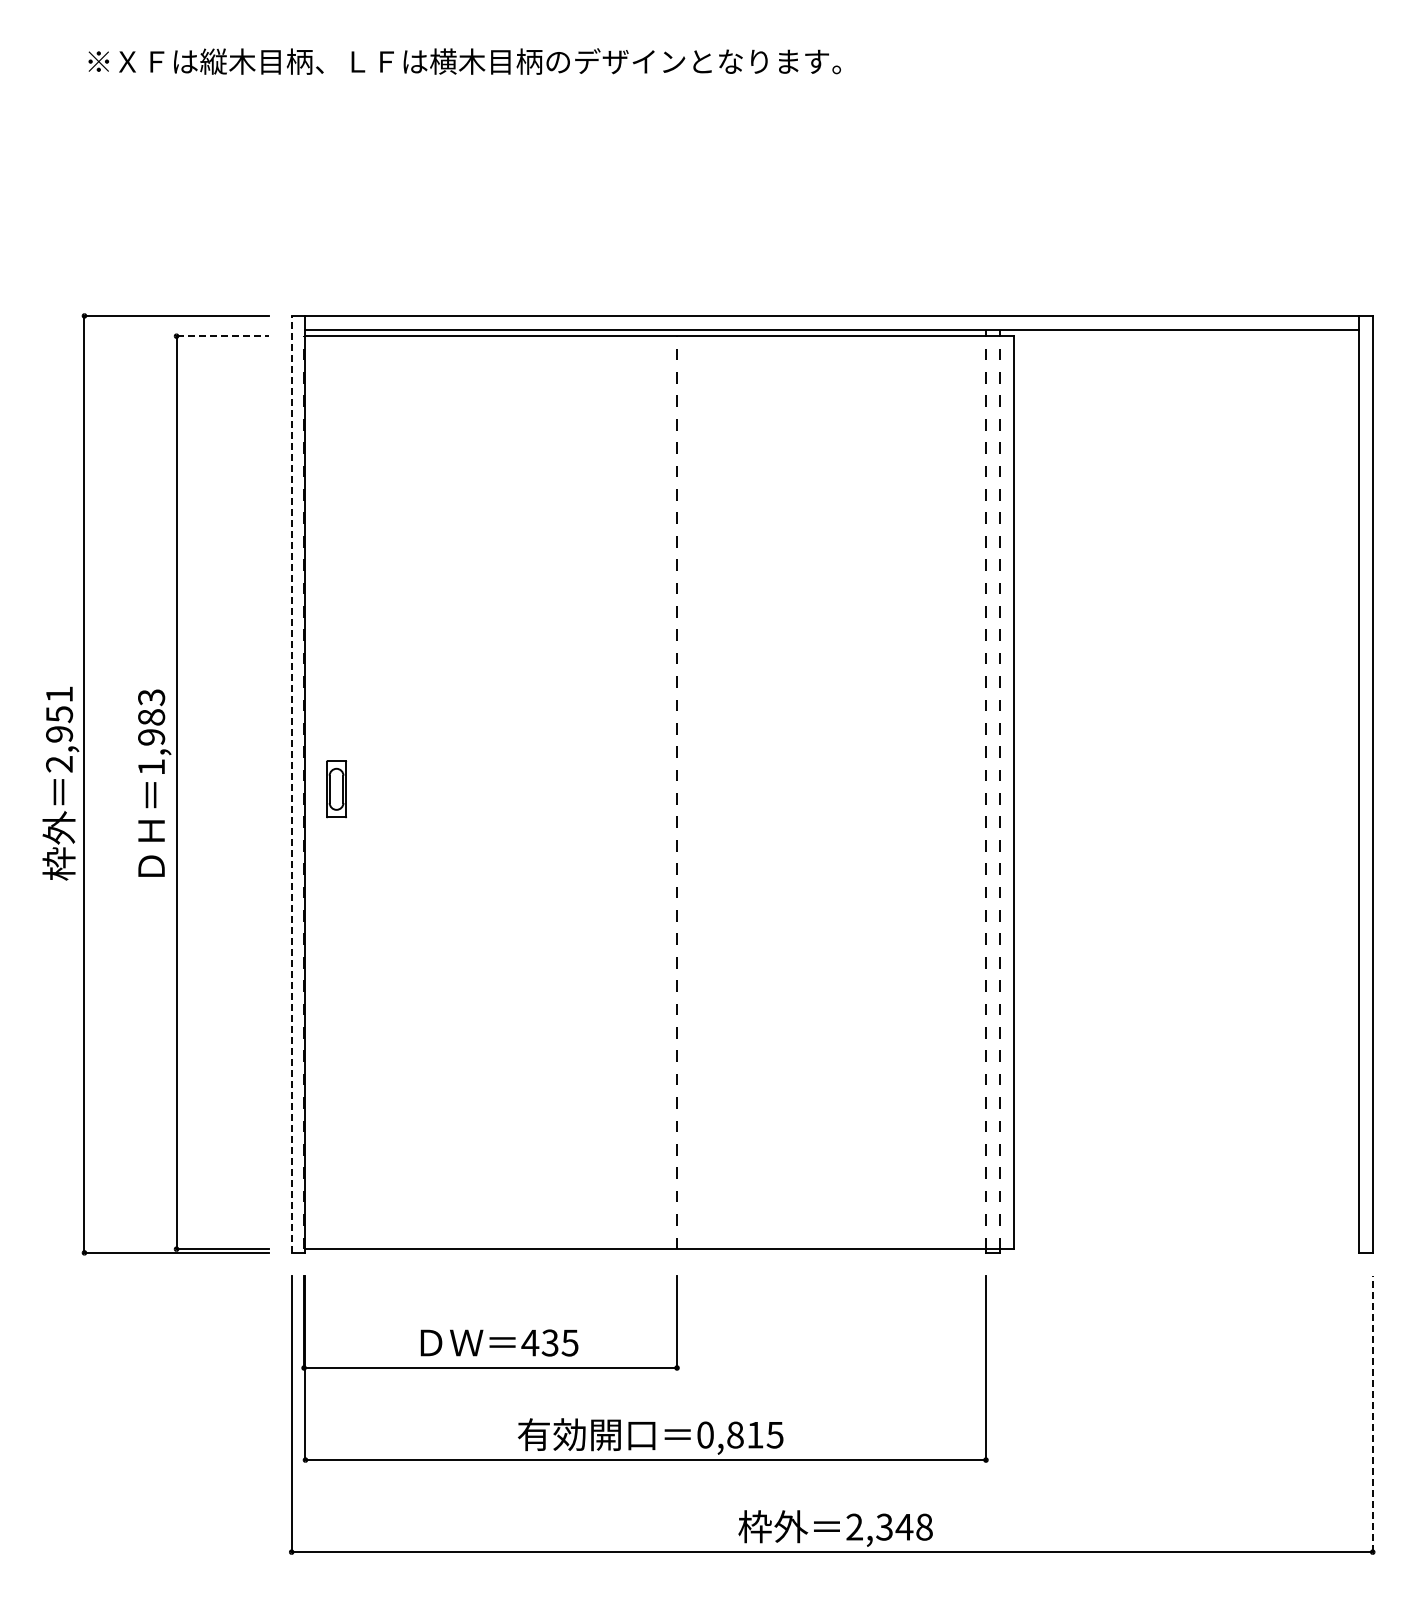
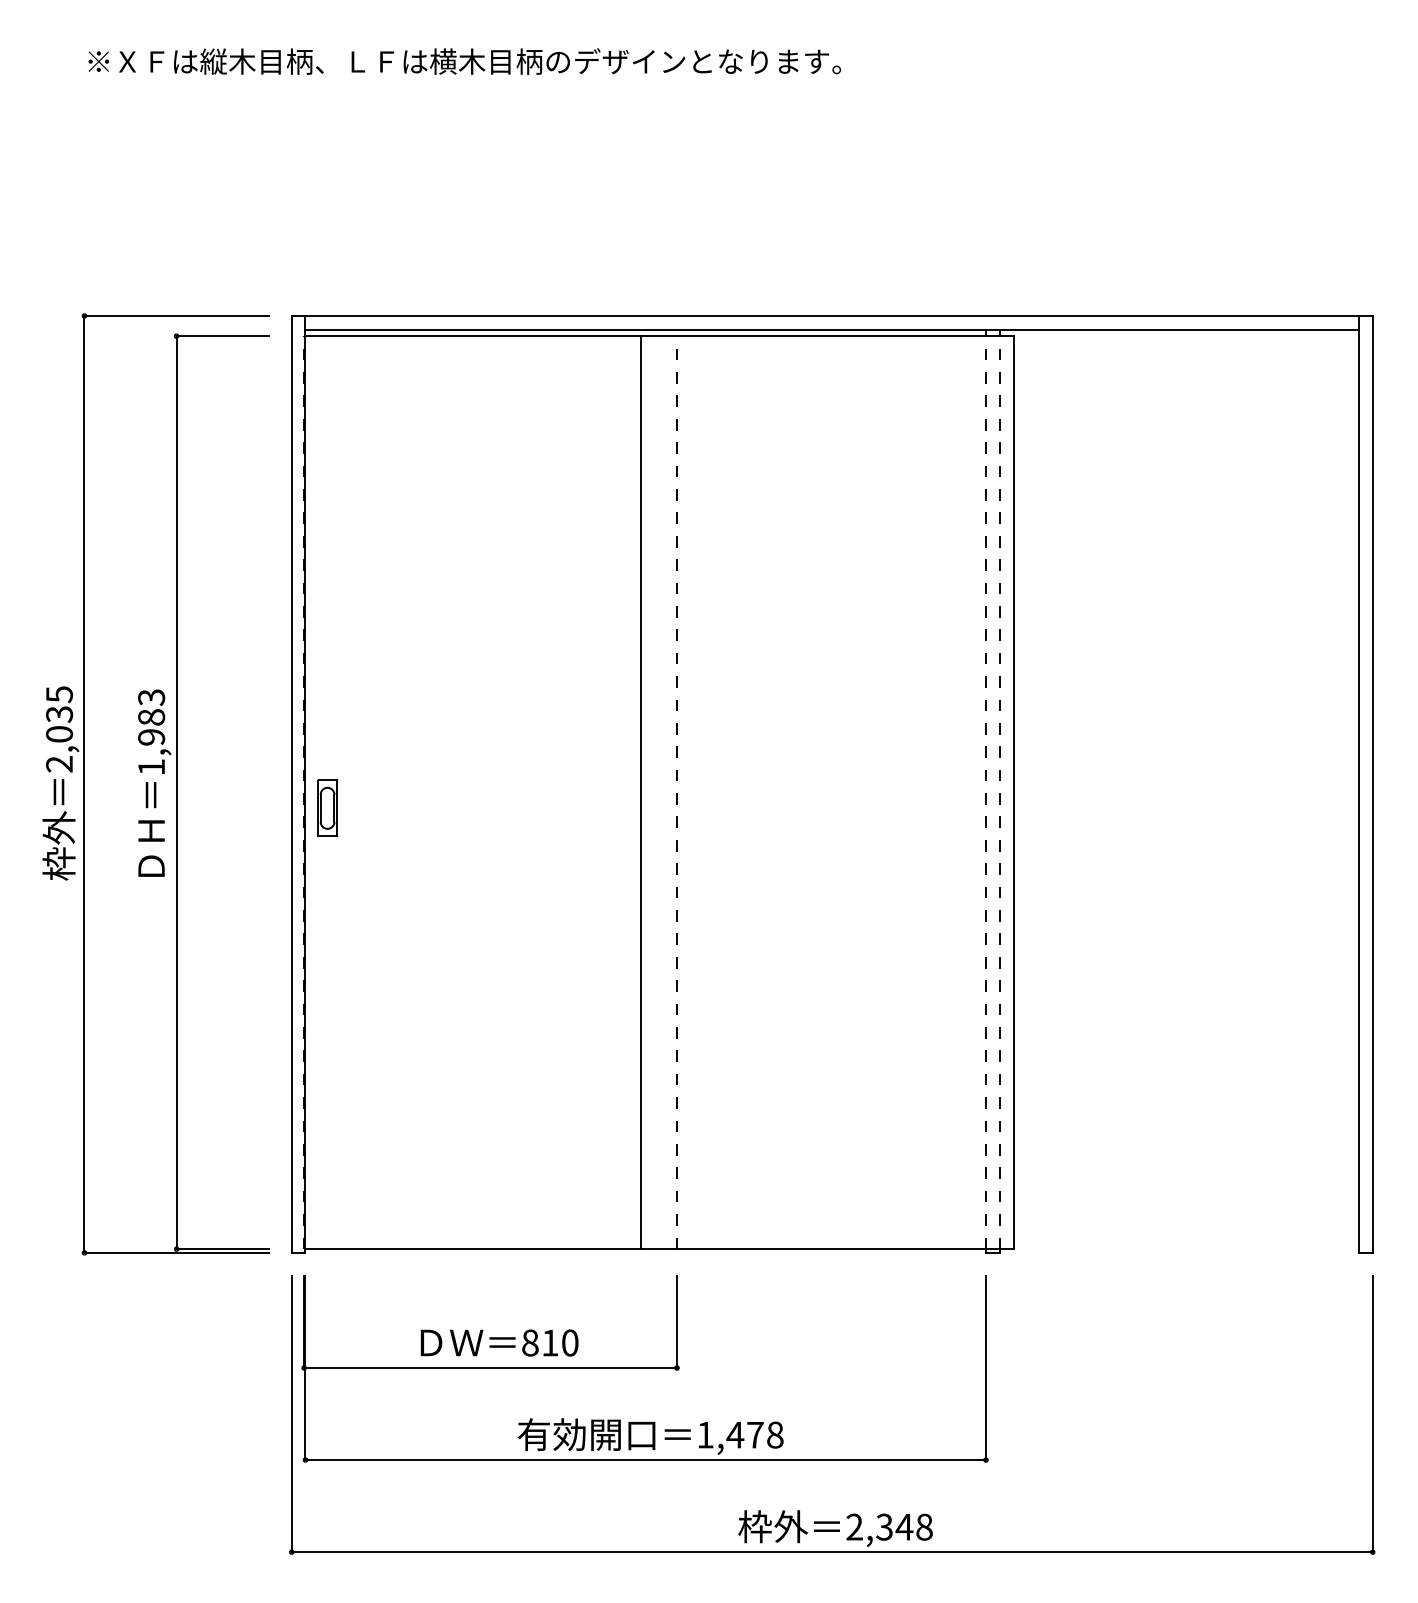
line: dashed -> solid (223, 336)
text: 2,951 -> 2,035 (59, 714)
line: dashed -> solid (291, 783)
part position: (336, 789) -> (327, 808) (327, 808)
line: none -> present (641, 792)
text: 435 -> 810 (549, 1342)
line: dashed -> solid (1372, 1413)
text: 0,815 -> 1,478 (740, 1434)
